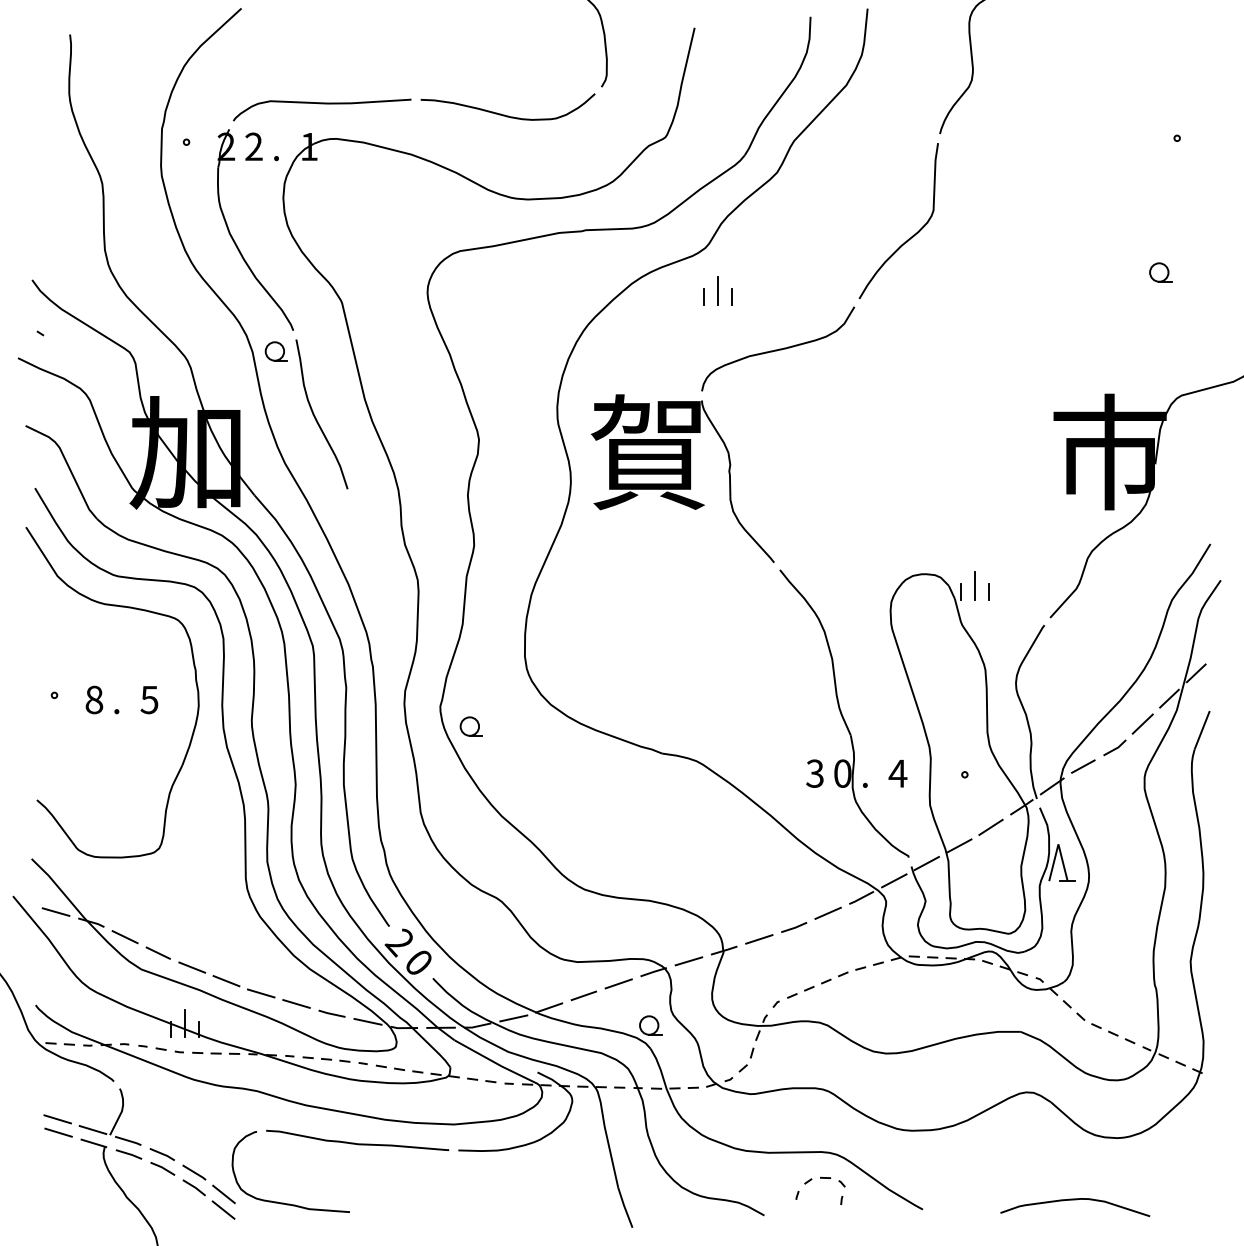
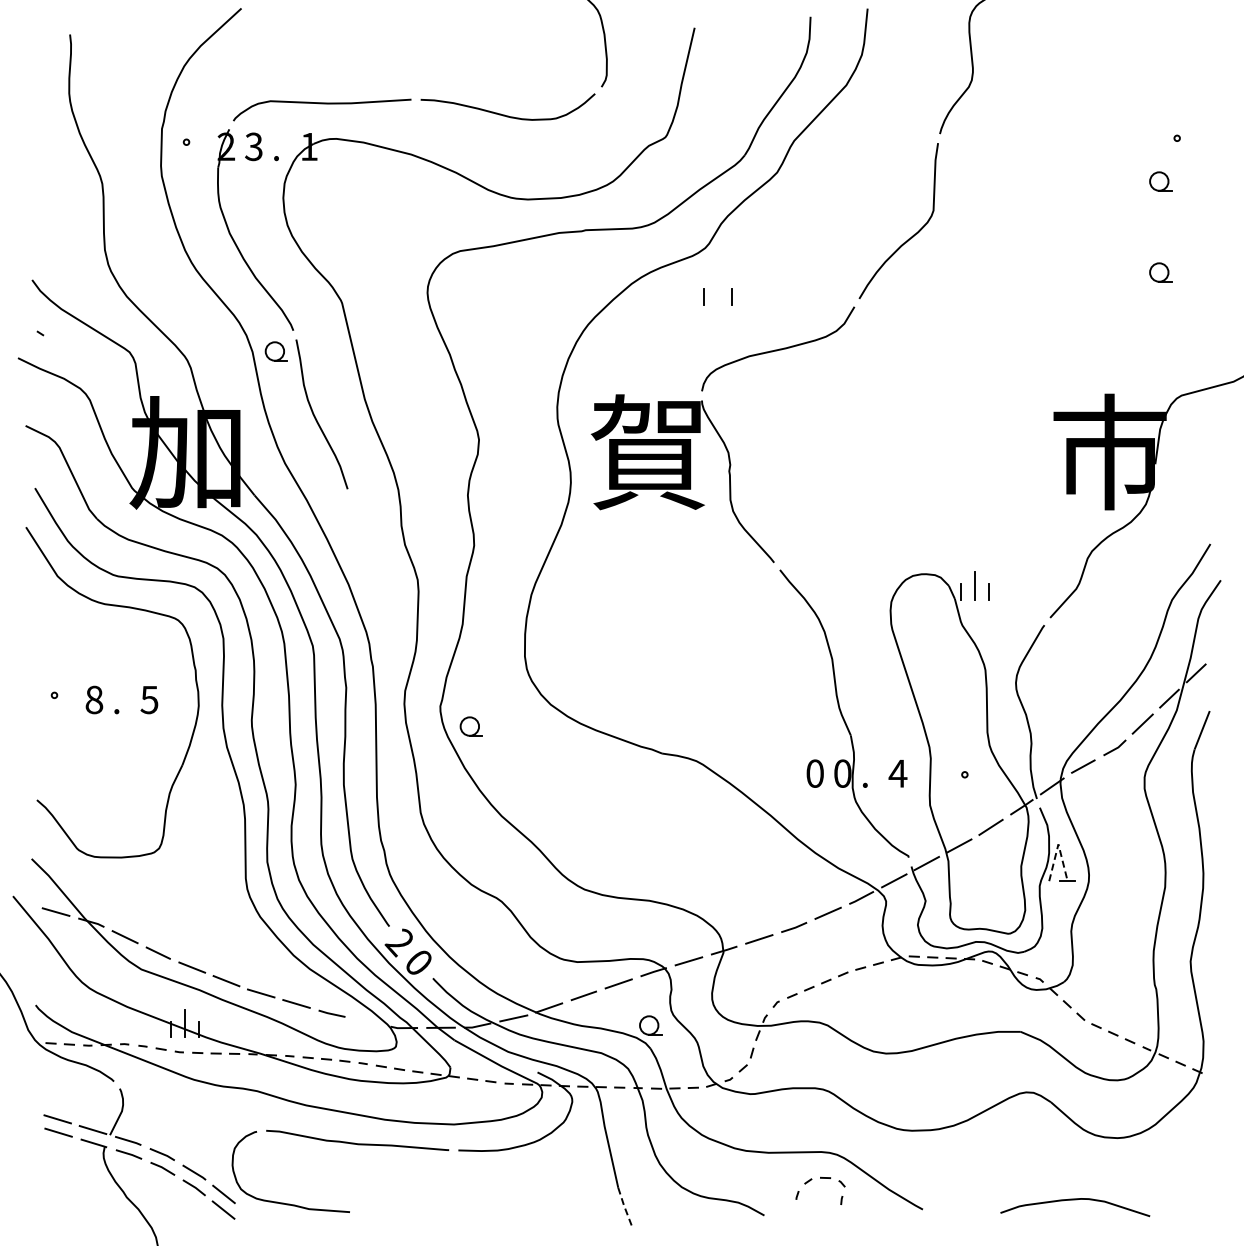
text: 2 -> 3 (253, 147)
part: none -> present (1160, 181)
line: present -> none (718, 290)
text: 3 -> 0 (814, 773)
line: solid -> dashed (1058, 844)
line: present -> none (367, 1021)
line: solid -> dashed (624, 1207)
